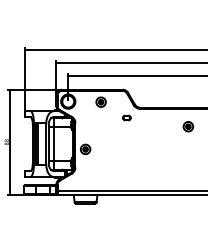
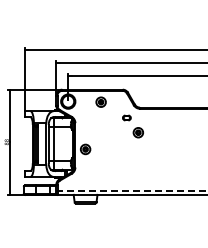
part position: (187, 126) -> (137, 132) (137, 132)
line: solid -> dashed (132, 190)
